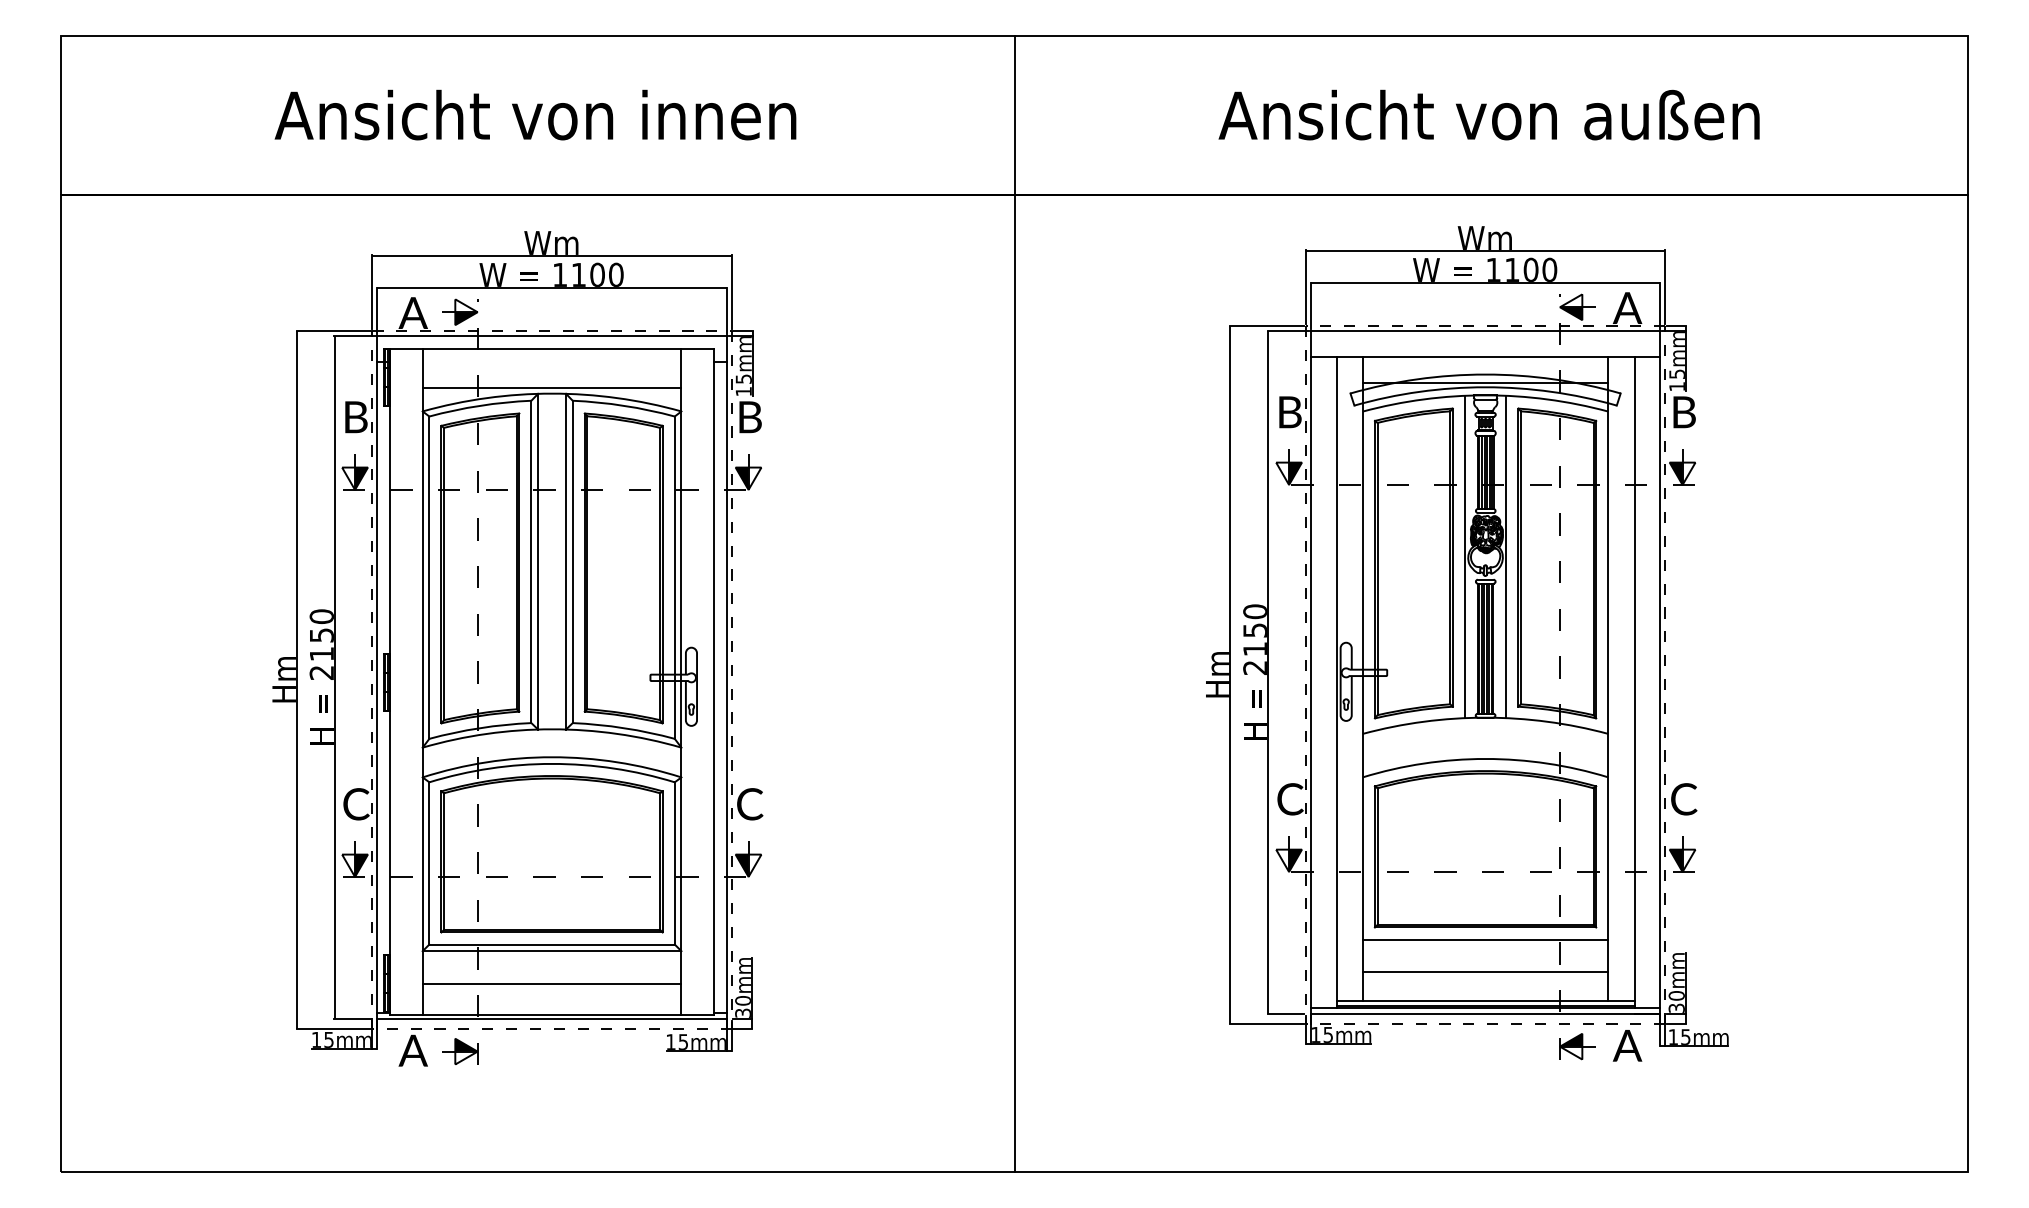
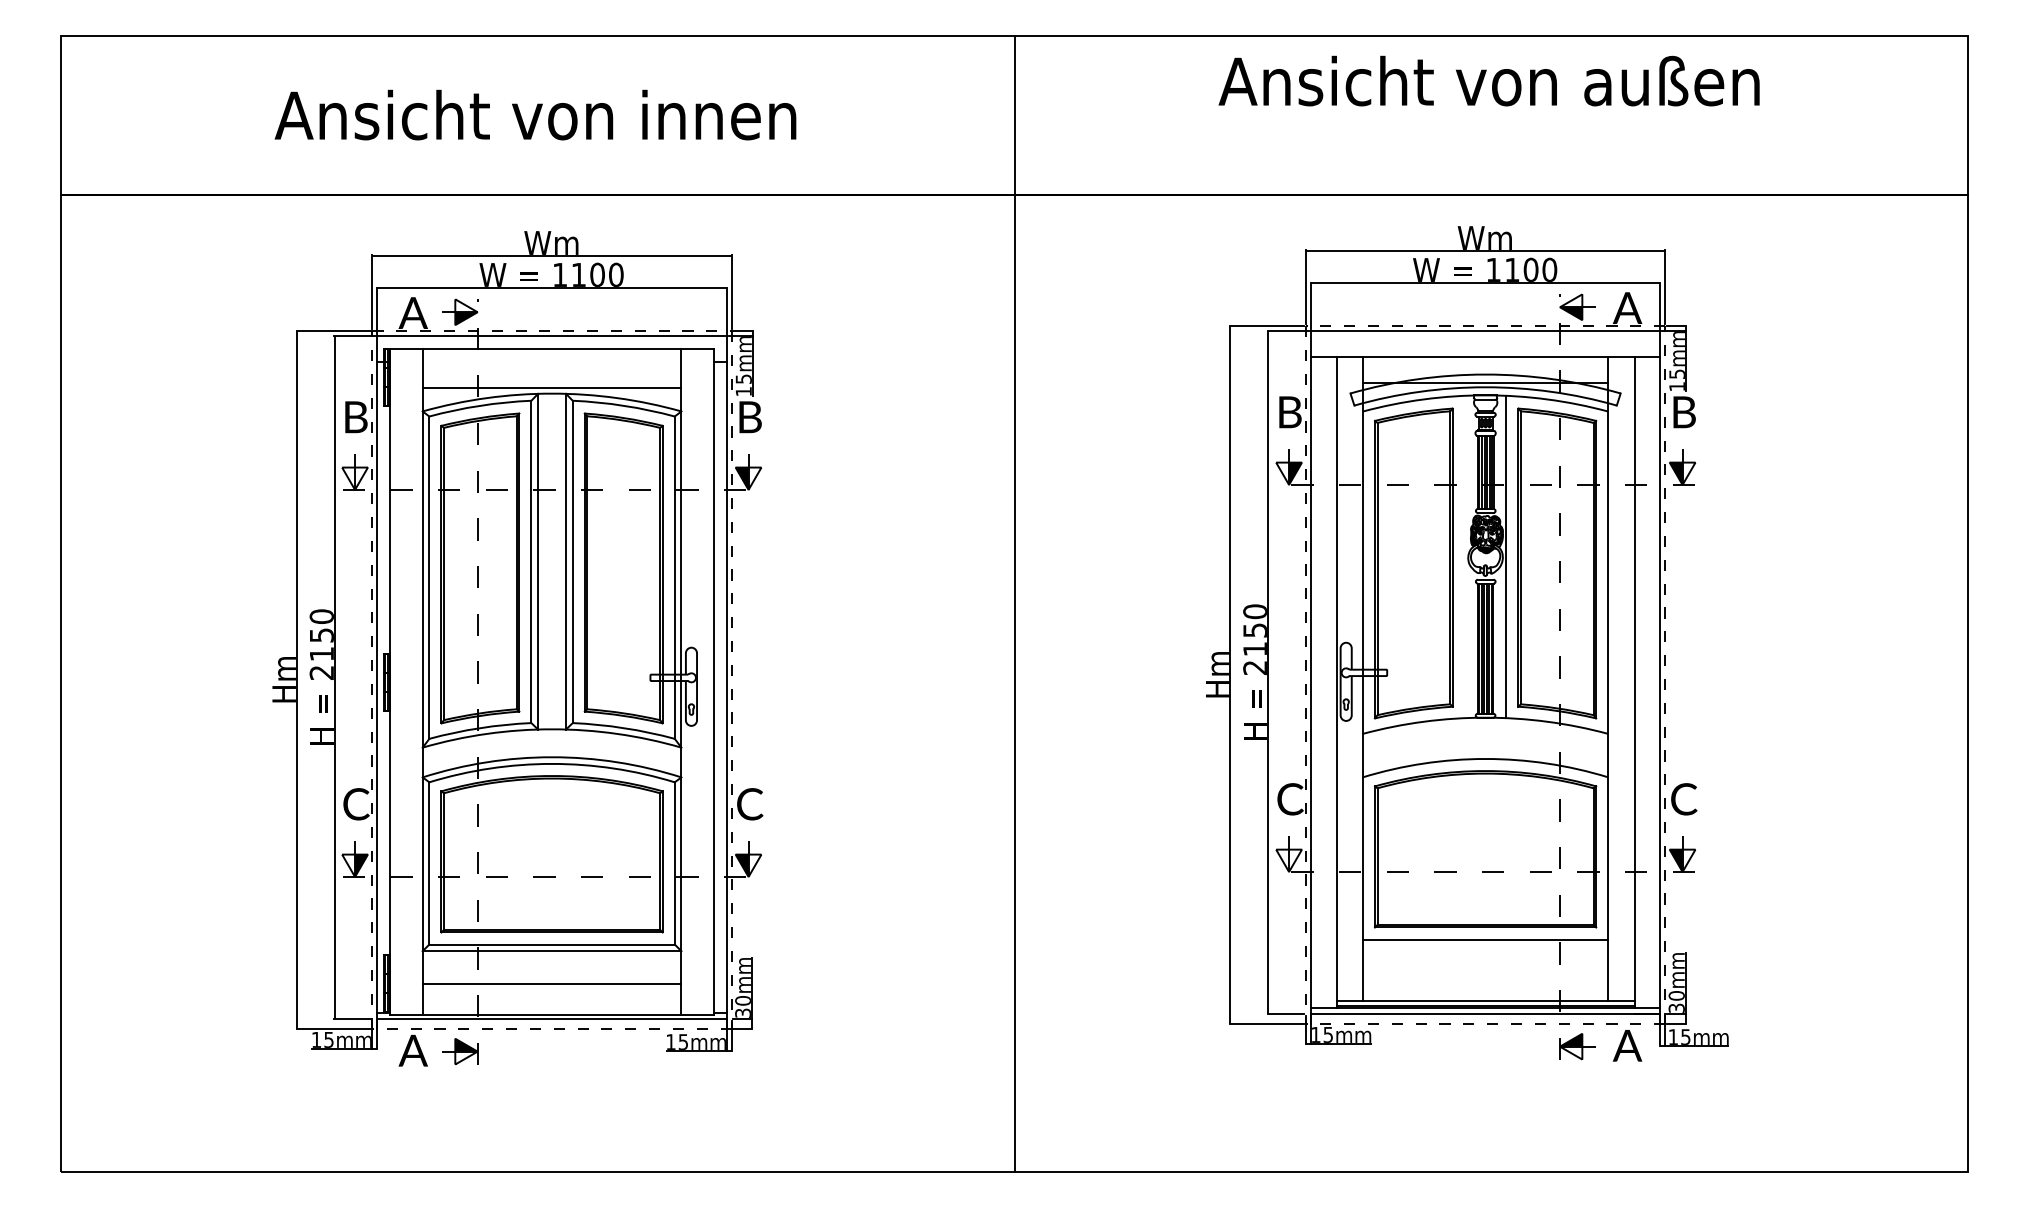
text position: (1488, 114) -> (1488, 80) (1488, 80)
fill: present -> none (361, 478)
line: present -> none (1464, 556)
fill: present -> none (1295, 860)
line: present -> none (1485, 972)
